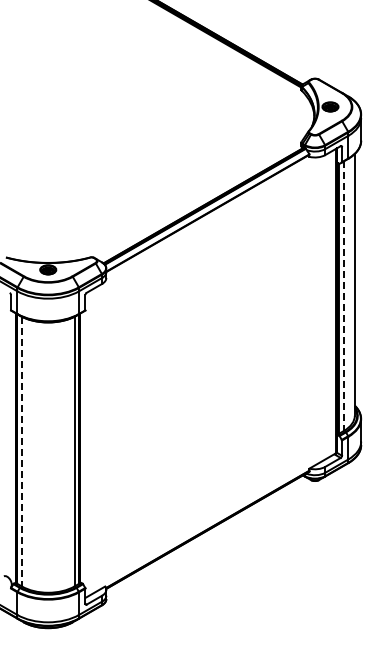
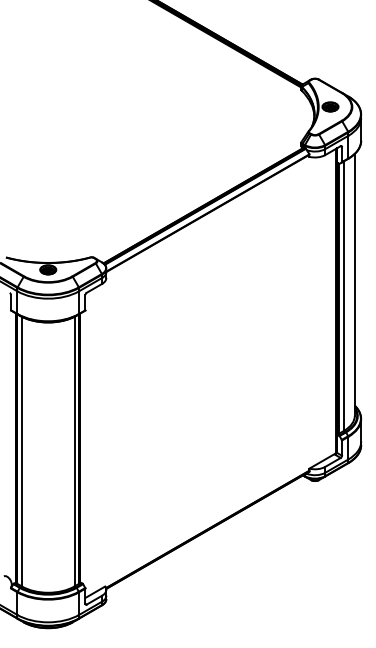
line: dashed -> solid (343, 296)
line: dashed -> solid (21, 451)
